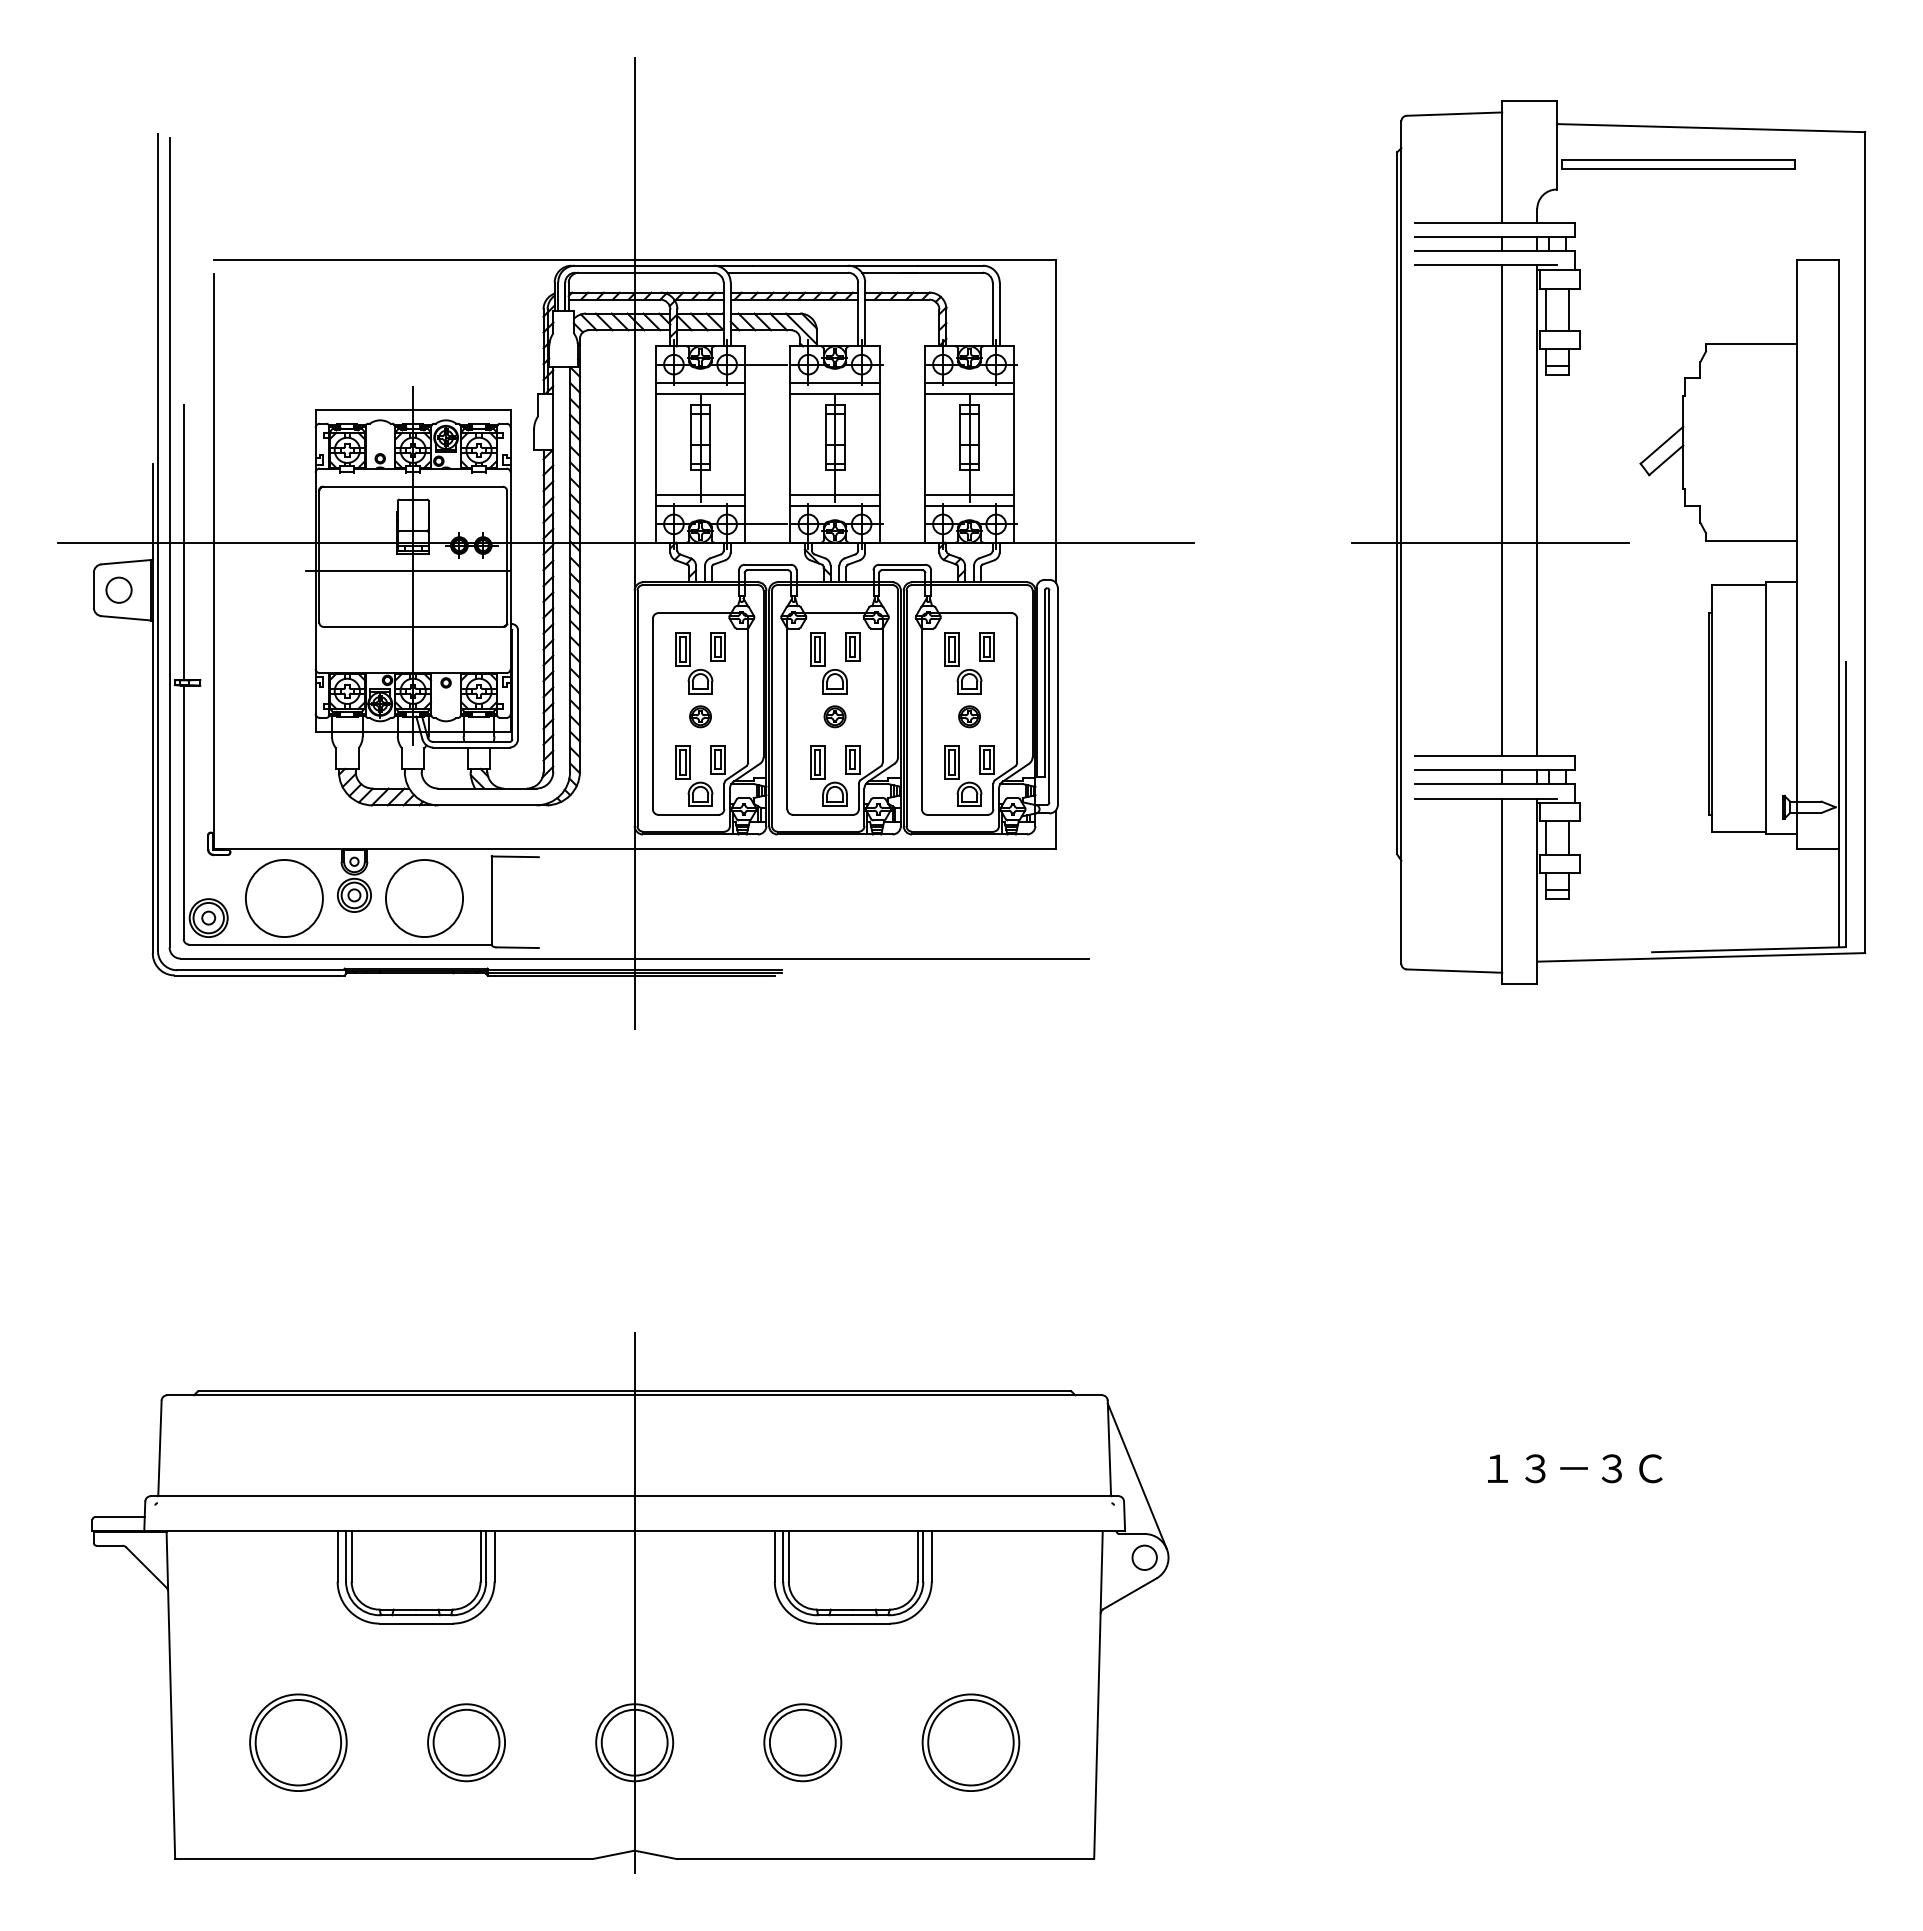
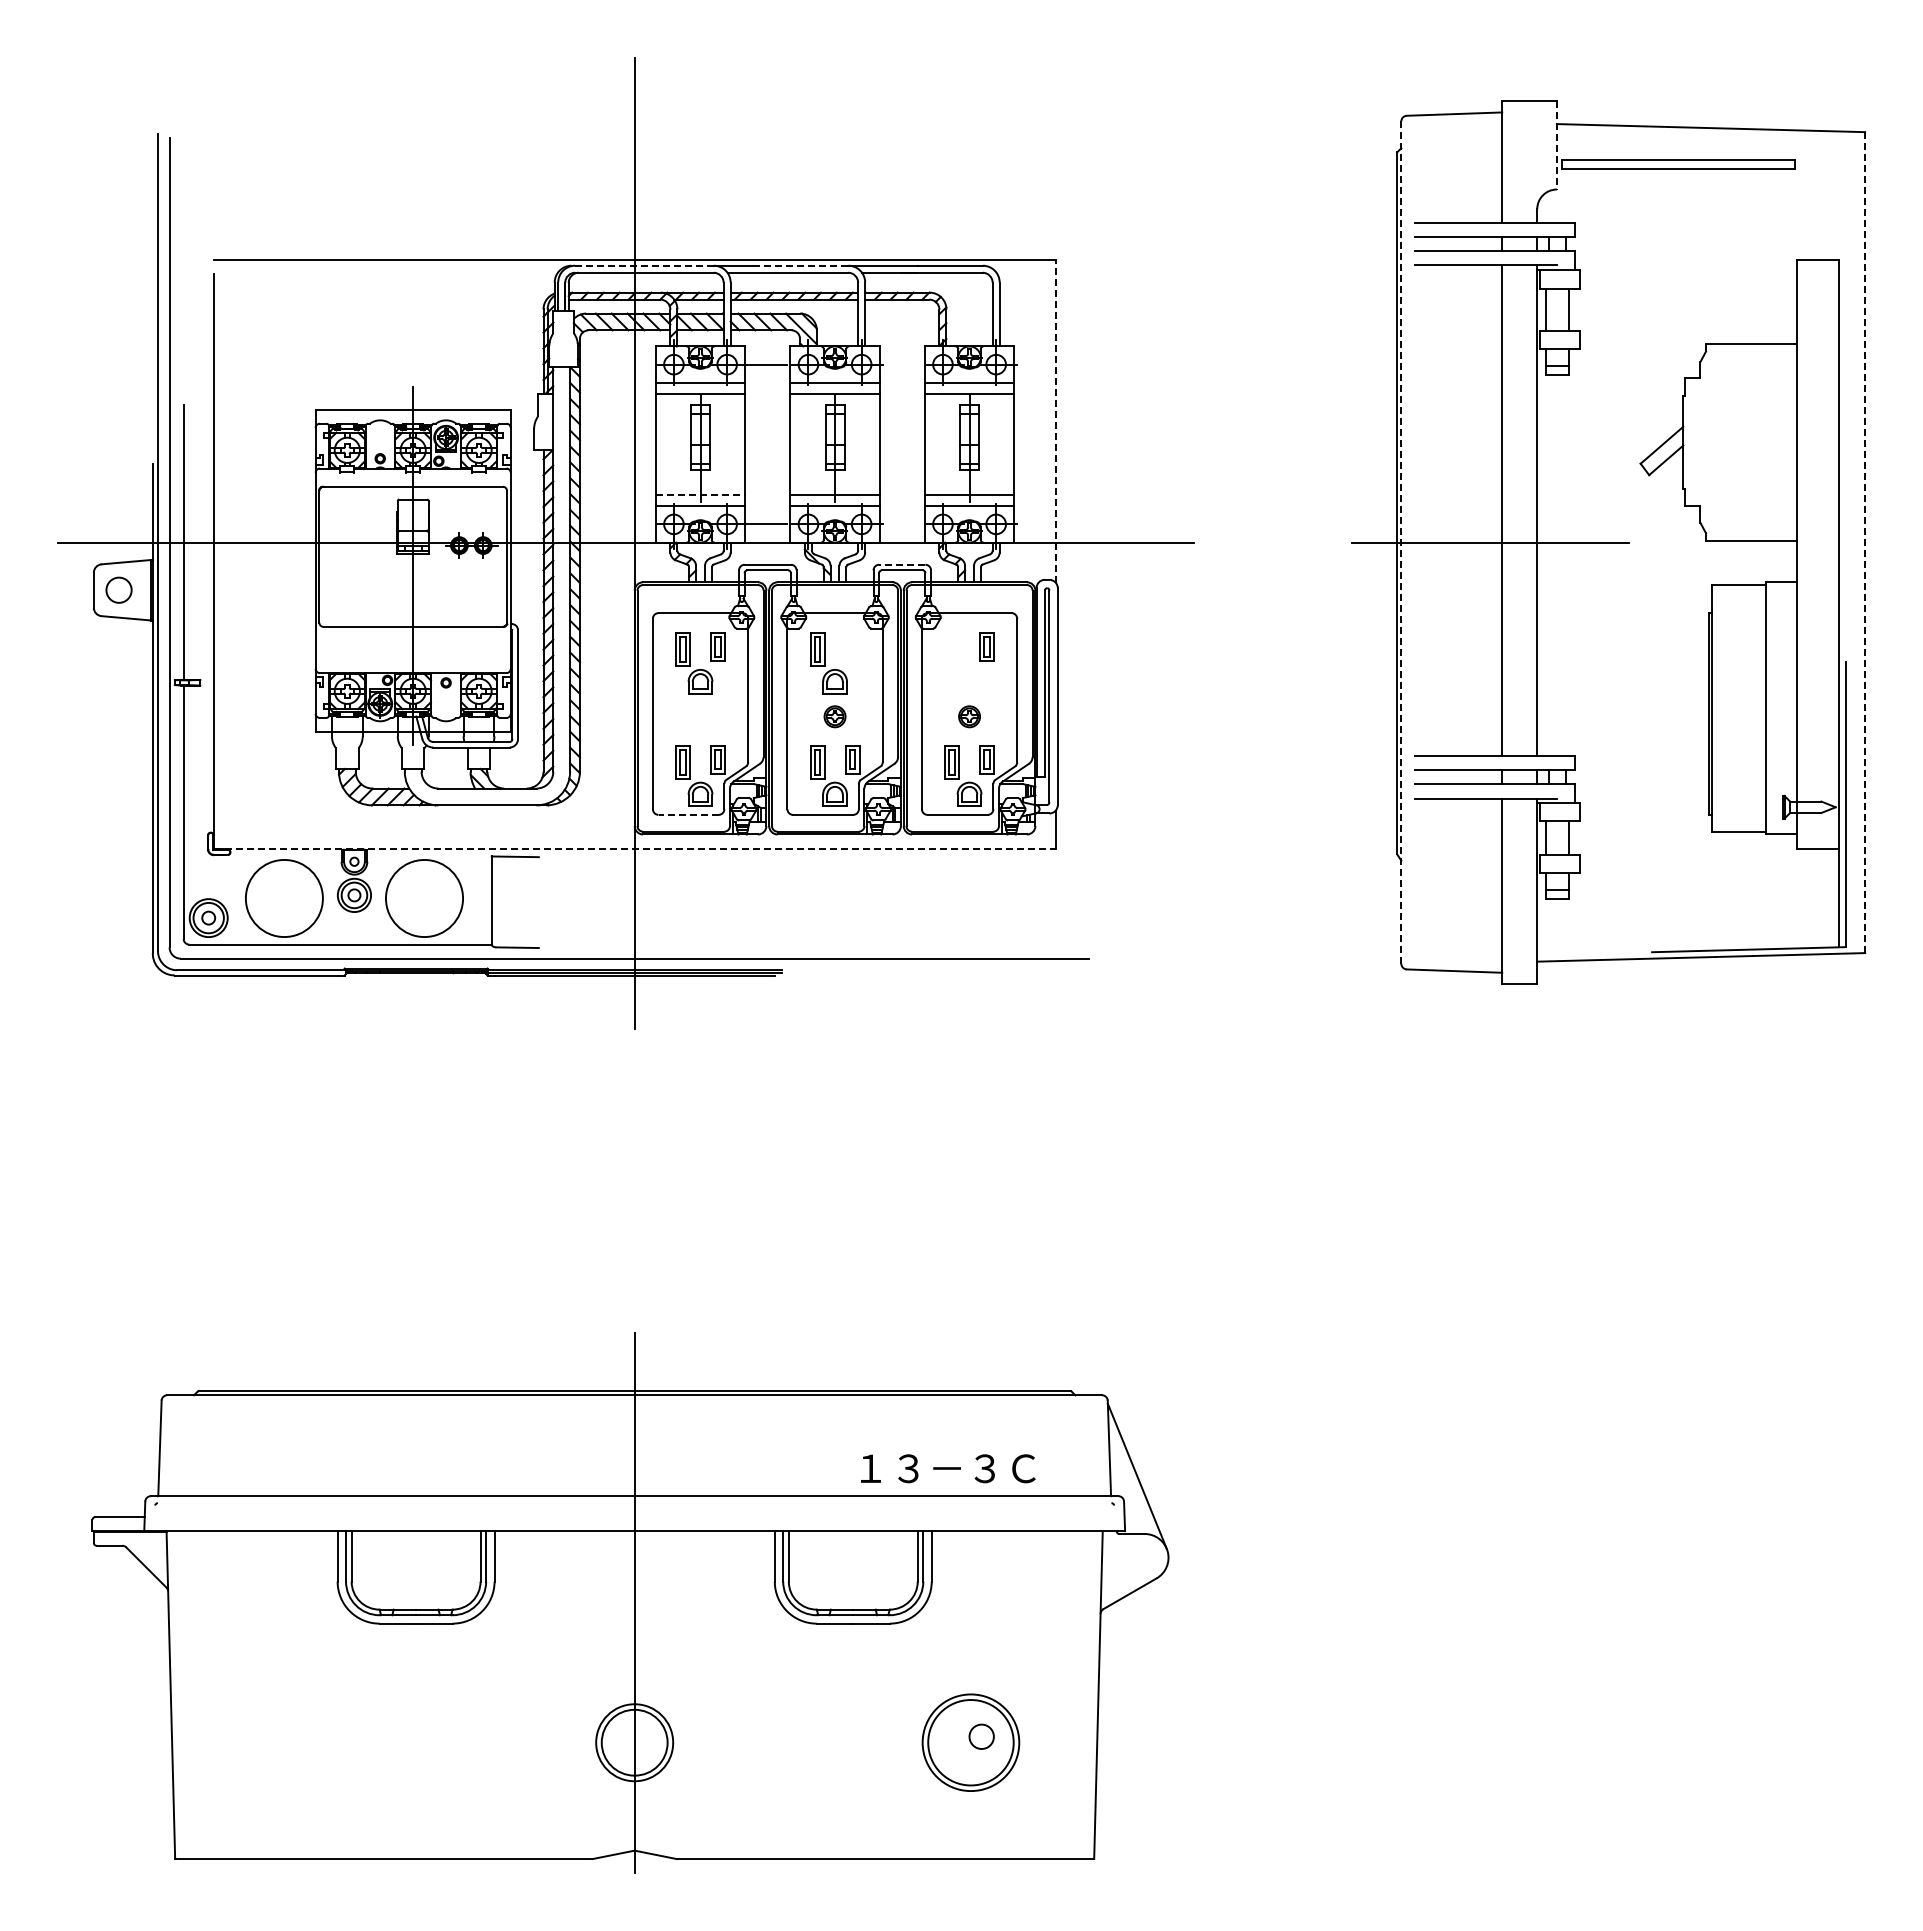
line: solid -> dashed (1556, 145)
line: solid -> dashed (642, 265)
line: solid -> dashed (800, 265)
line: solid -> dashed (1055, 420)
line: solid -> dashed (700, 494)
line: solid -> dashed (1401, 542)
line: solid -> dashed (1865, 543)
line: solid -> dashed (901, 564)
line: present -> none (407, 570)
part: present -> none (852, 646)
part: present -> none (963, 663)
part: present -> none (700, 716)
line: solid -> dashed (688, 814)
line: solid -> dashed (635, 848)
text position: (1575, 1468) -> (948, 1468) (948, 1468)
circle position: (1144, 1557) -> (981, 1736) (981, 1736)
part: present -> none (298, 1742)
part: present -> none (466, 1742)
part: present -> none (802, 1742)
